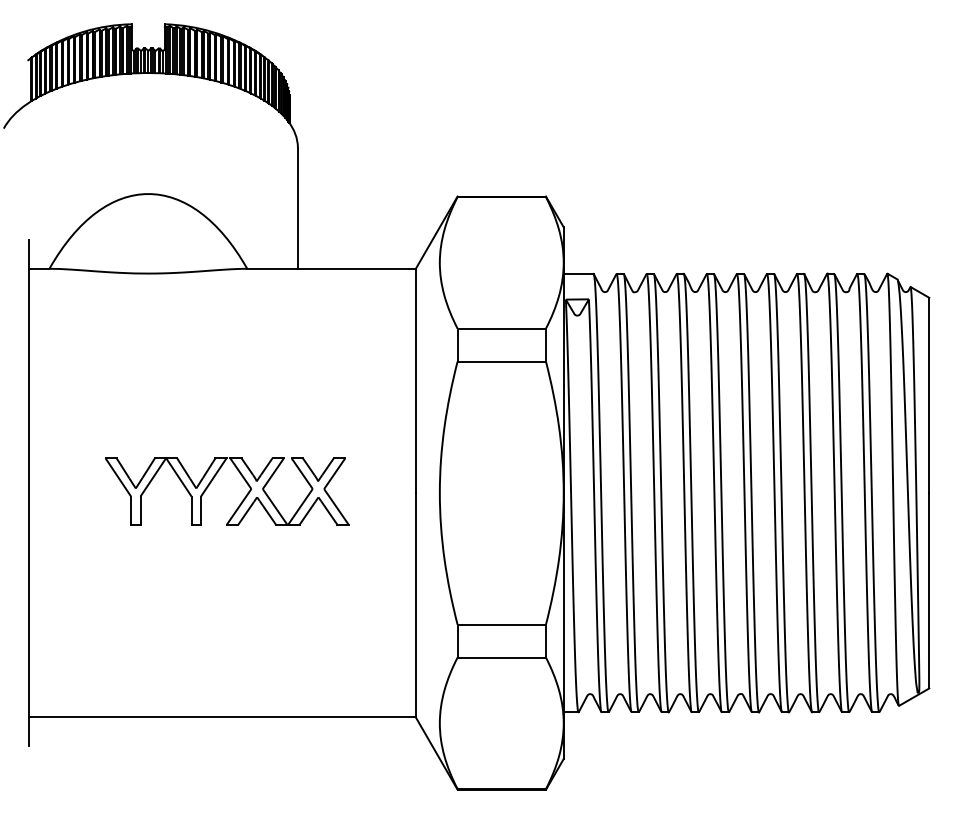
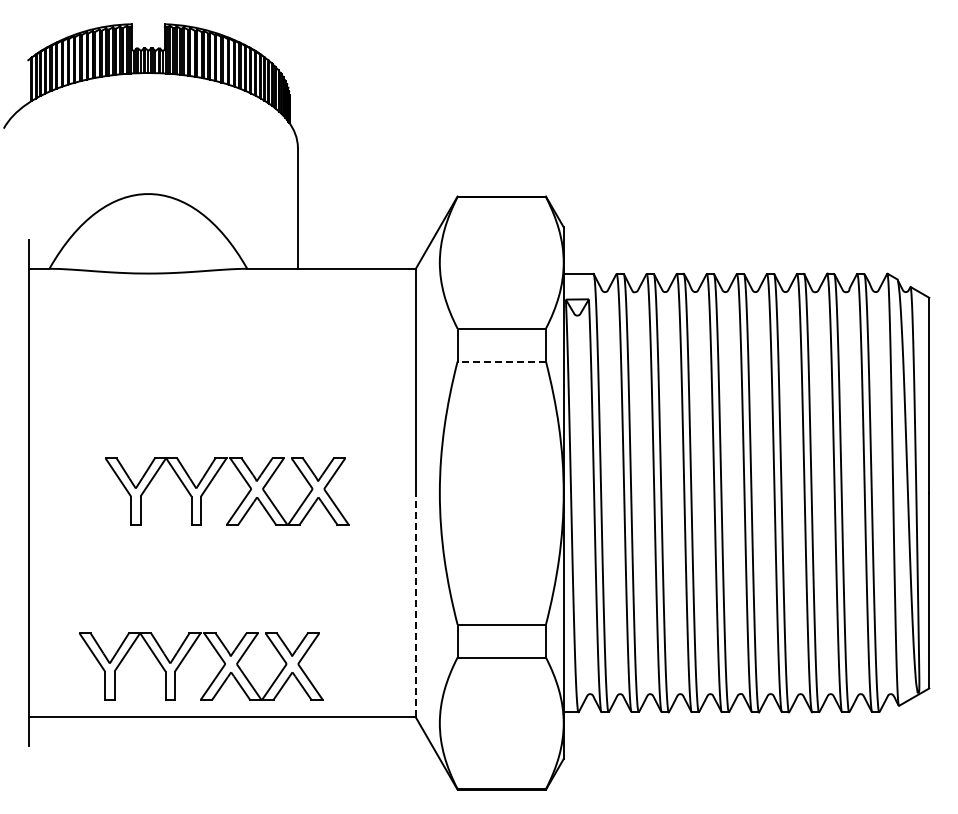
line: solid -> dashed (501, 361)
line: solid -> dashed (415, 604)
part: none -> present (215, 676)
